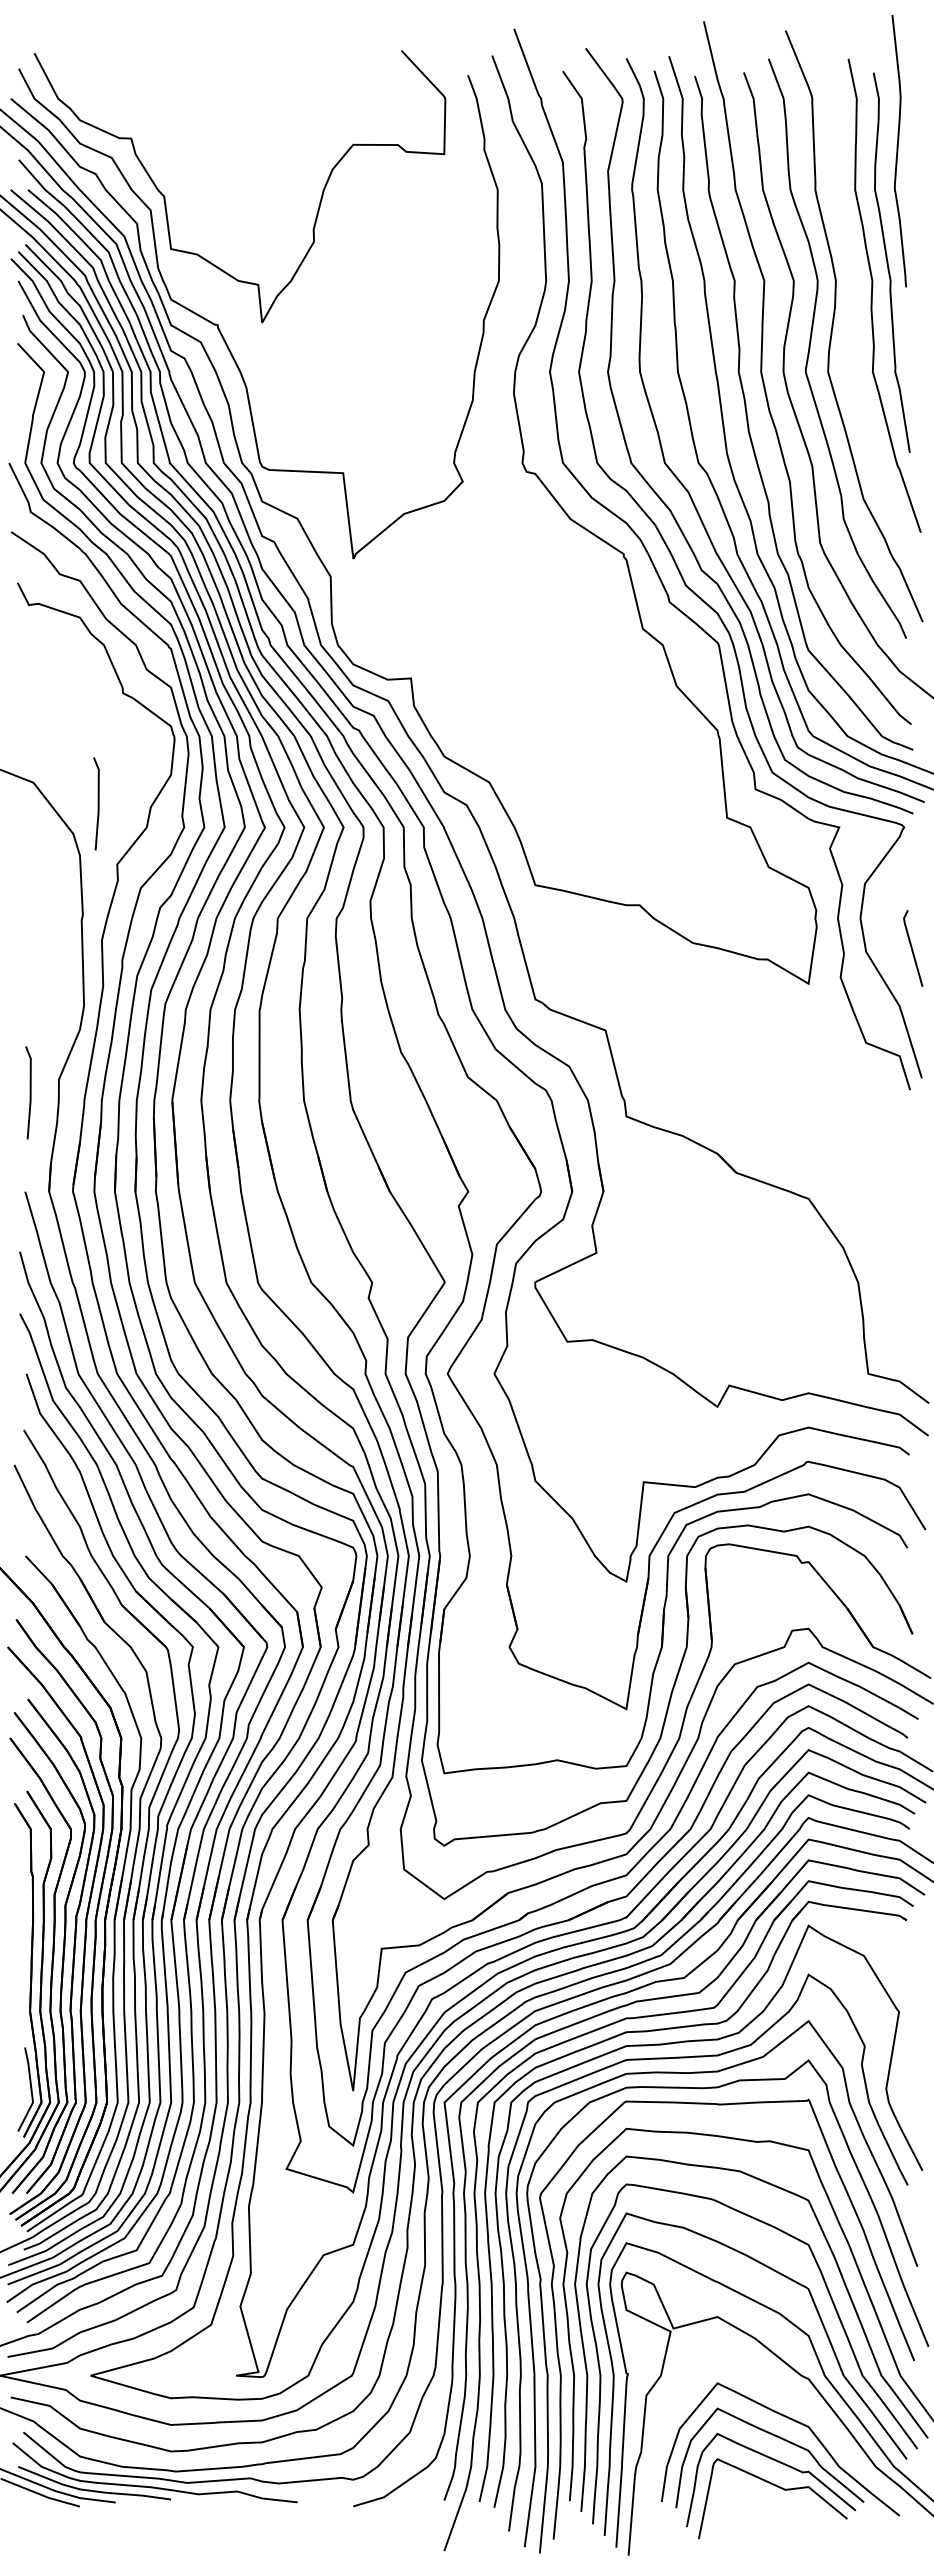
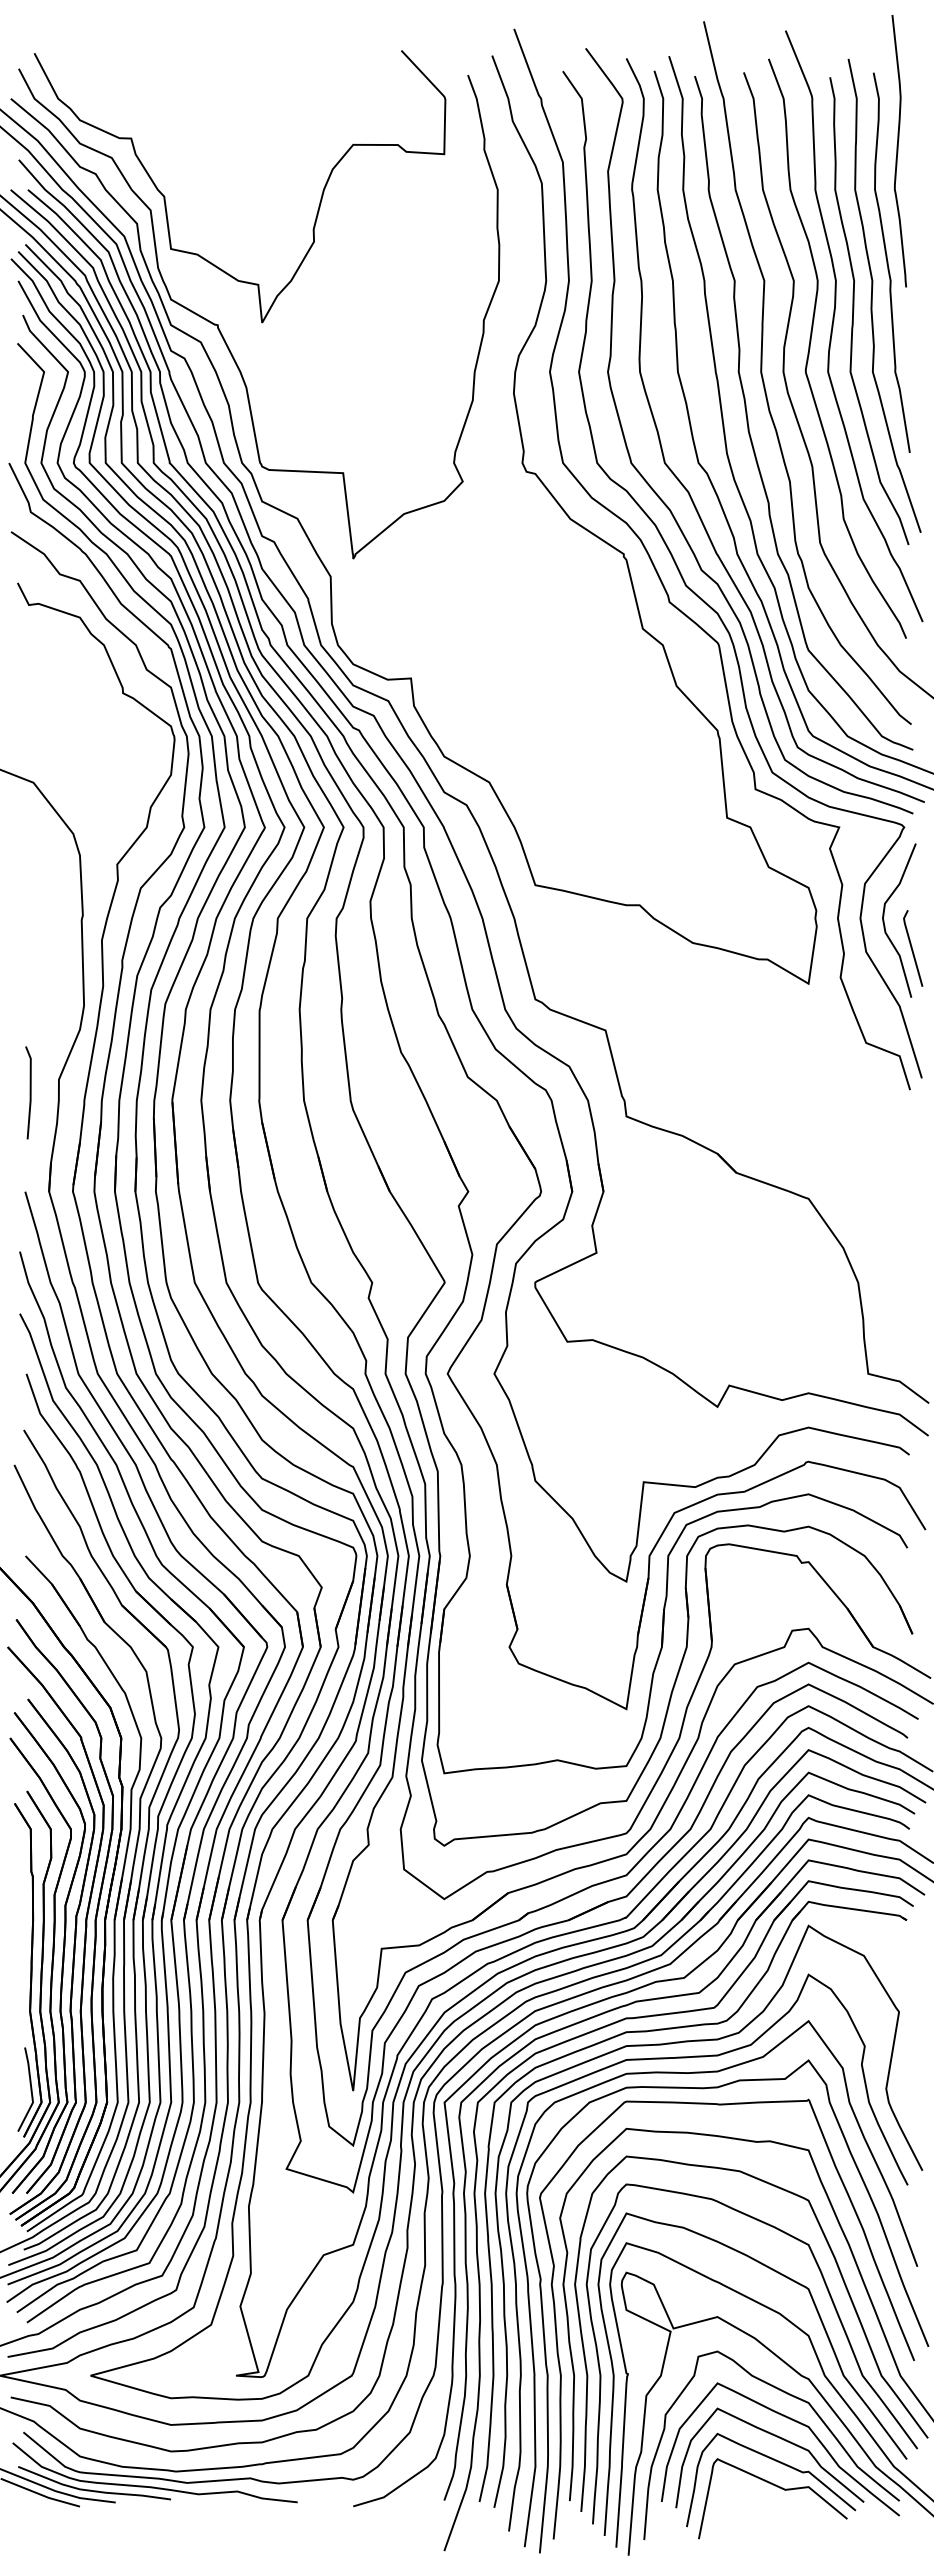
curve: none -> present (854, 310)
line: present -> none (97, 803)
curve: none -> present (885, 925)
curve: none -> present (795, 2398)
